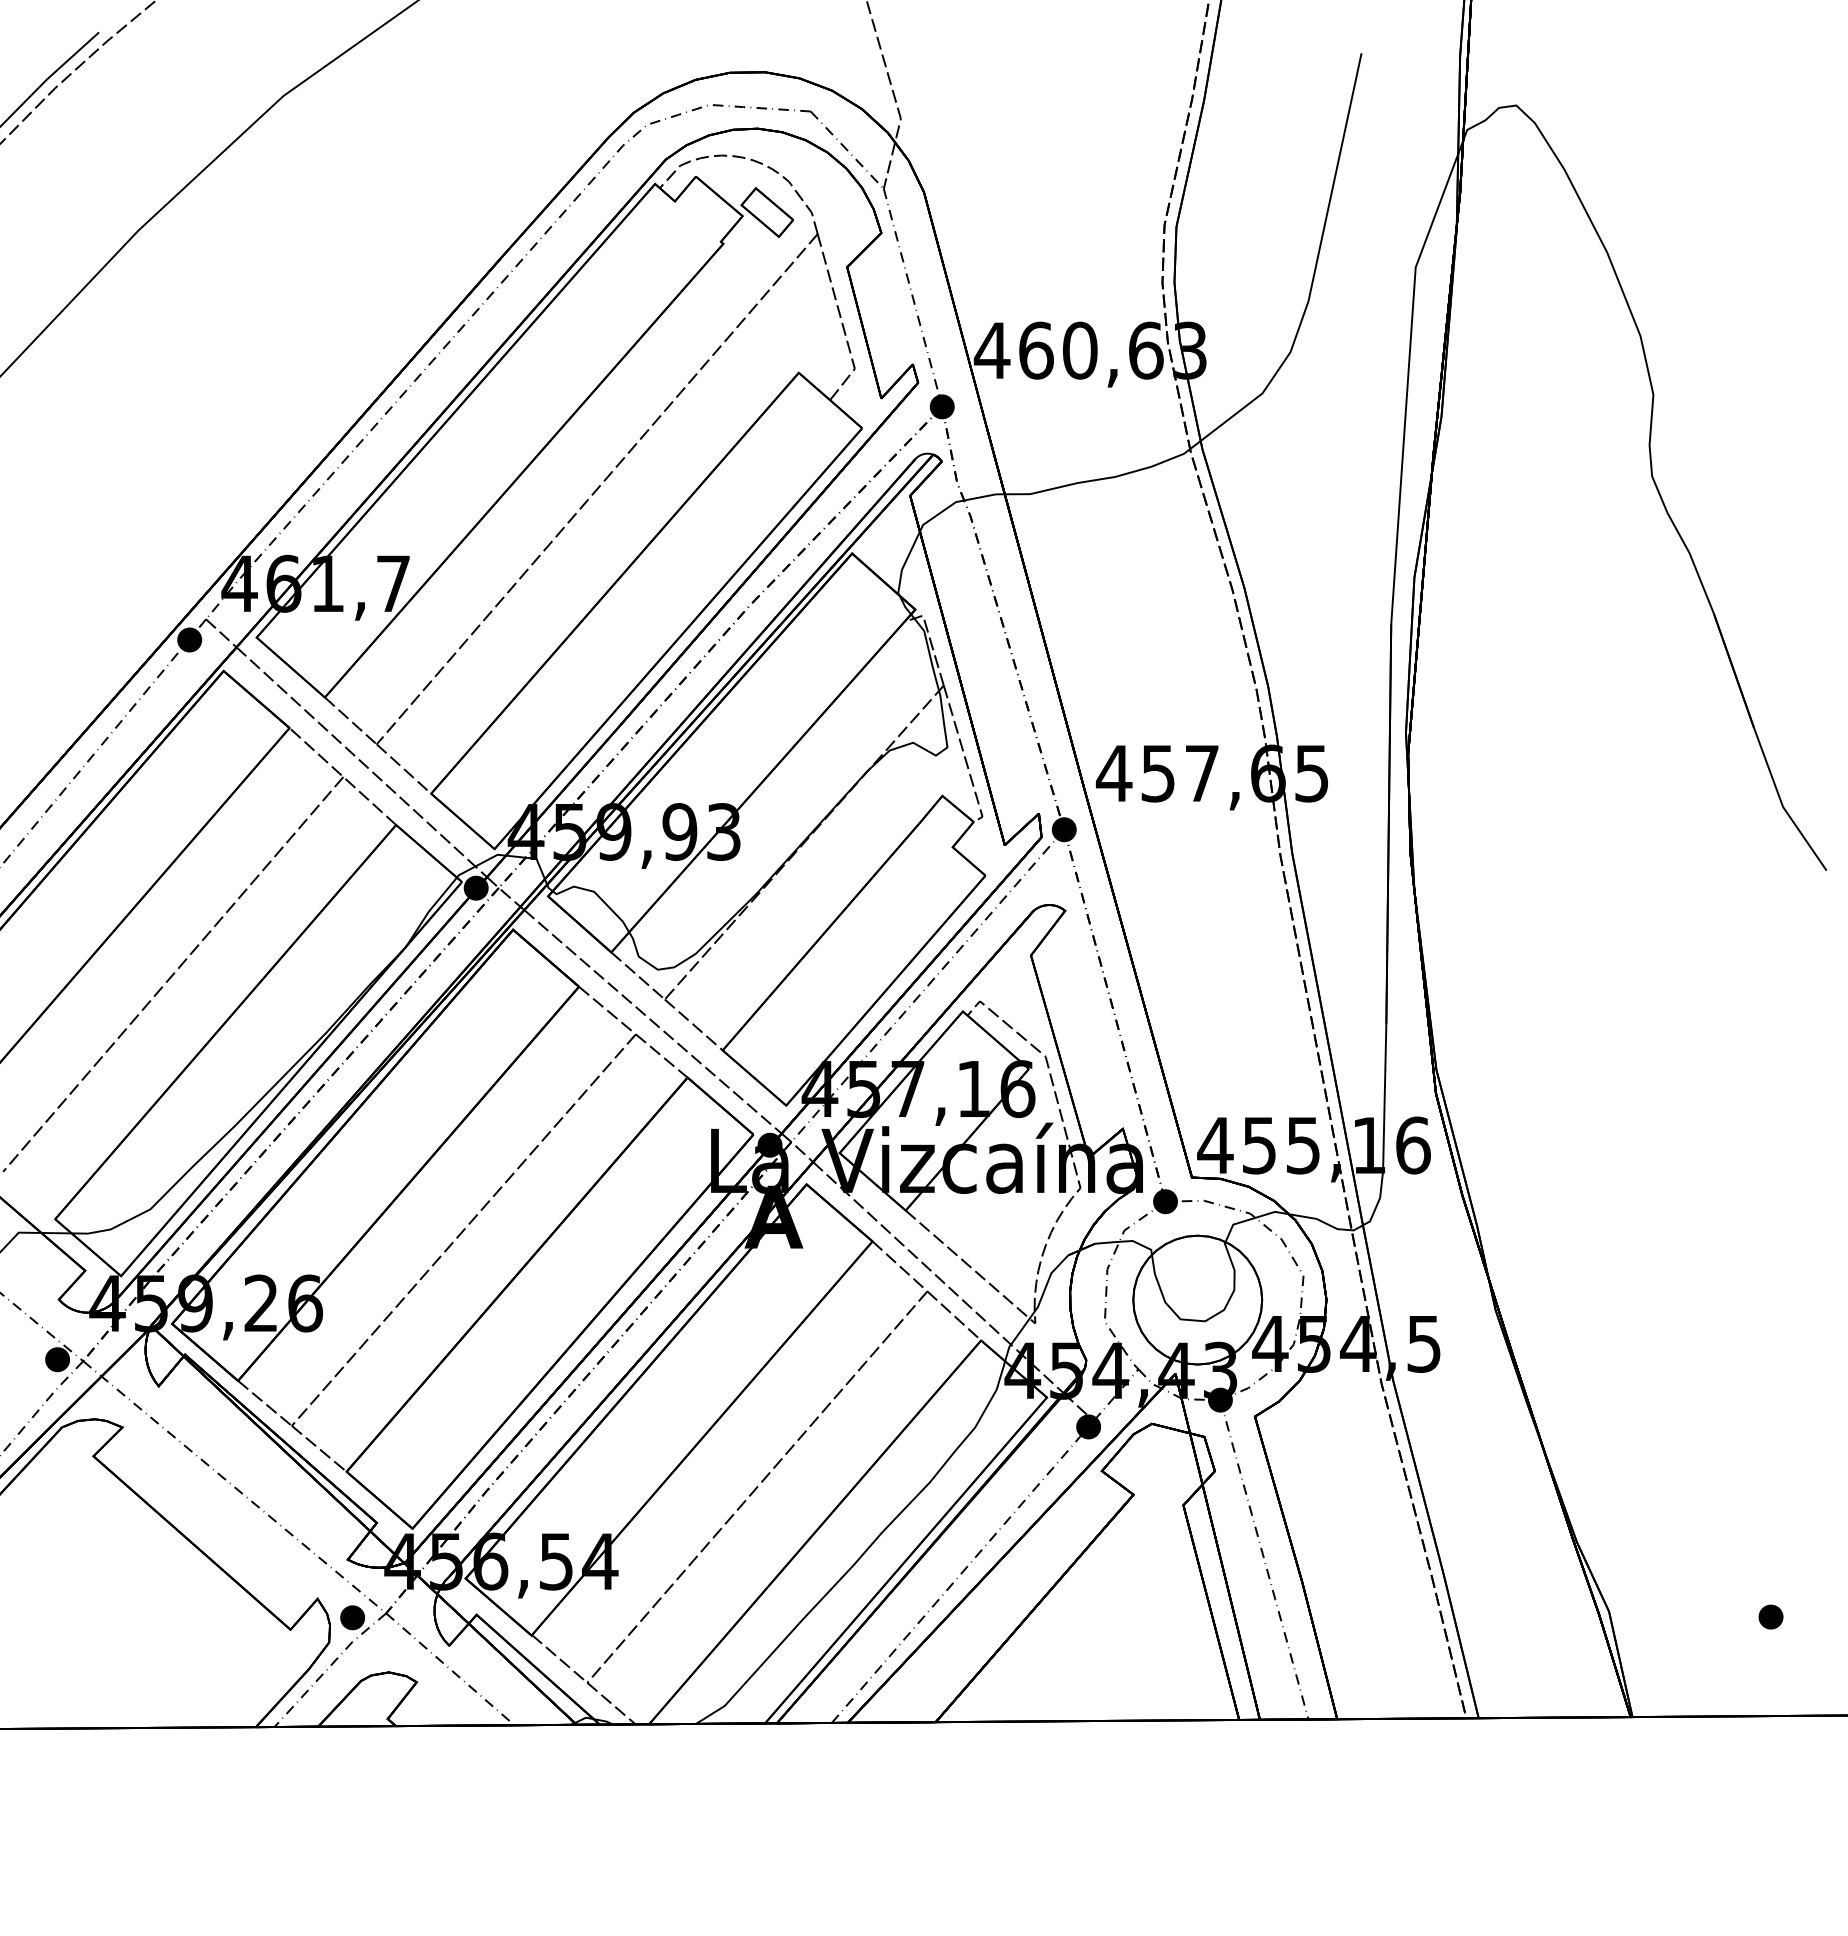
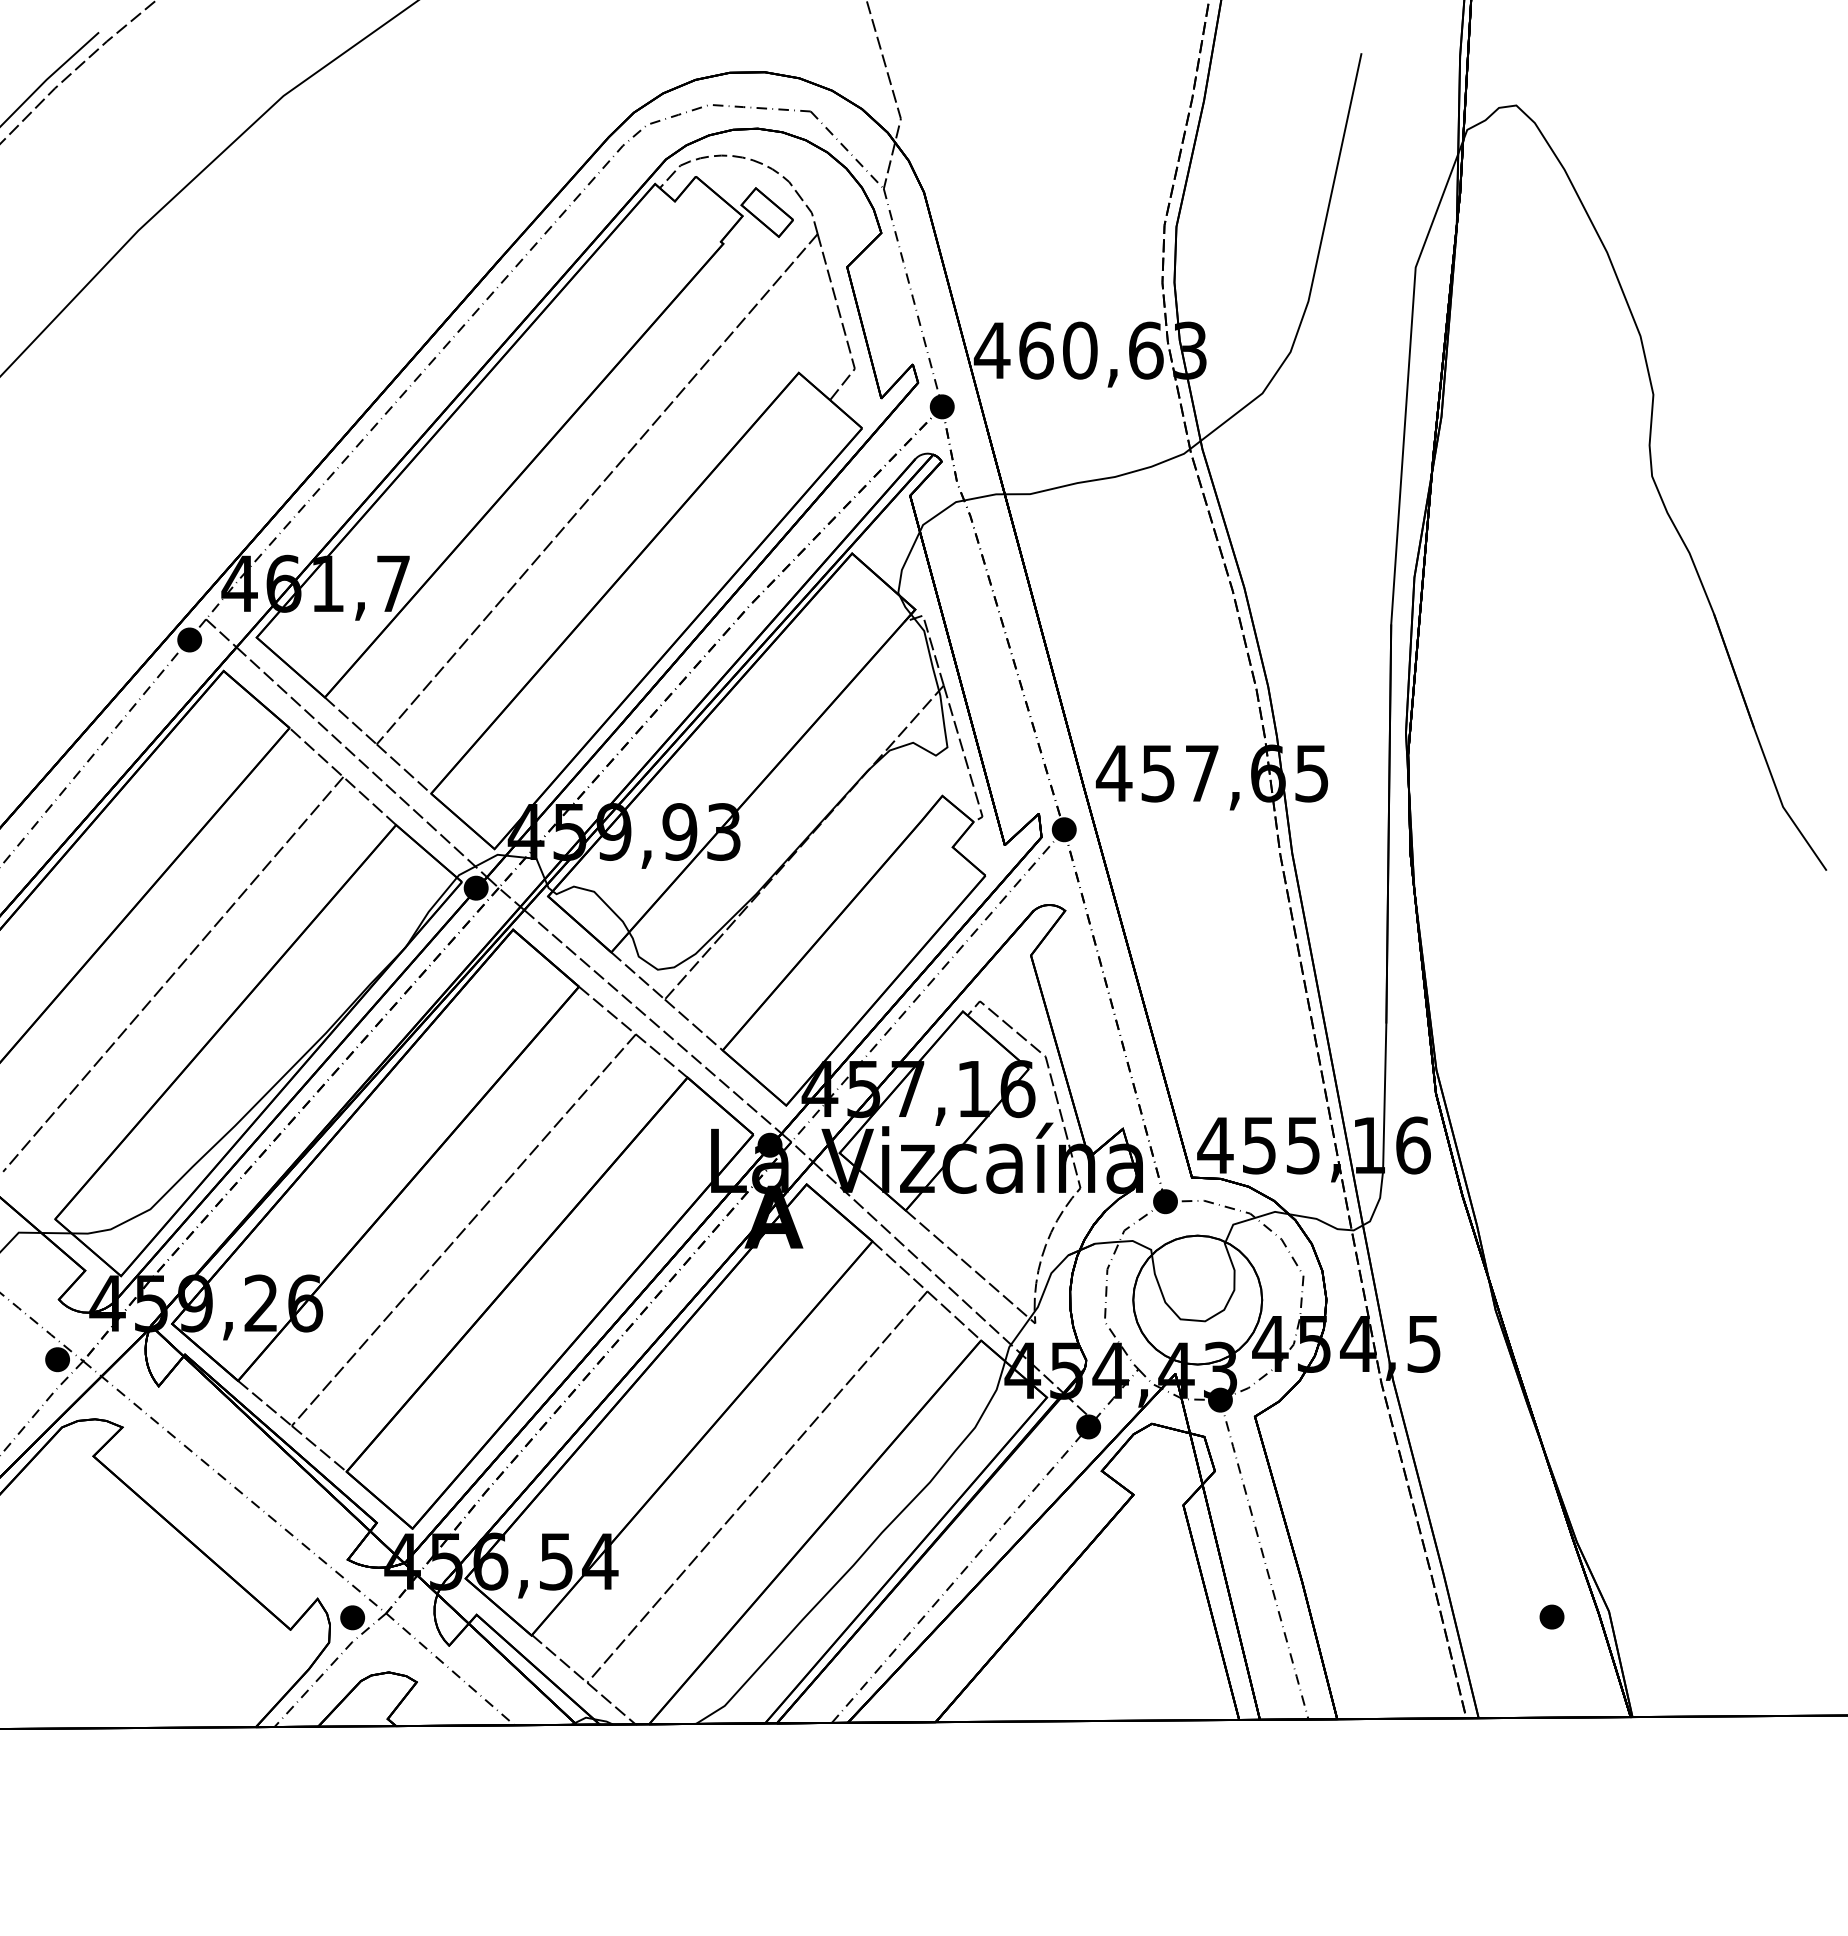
part position: (1770, 1616) -> (1551, 1616) (1551, 1616)
